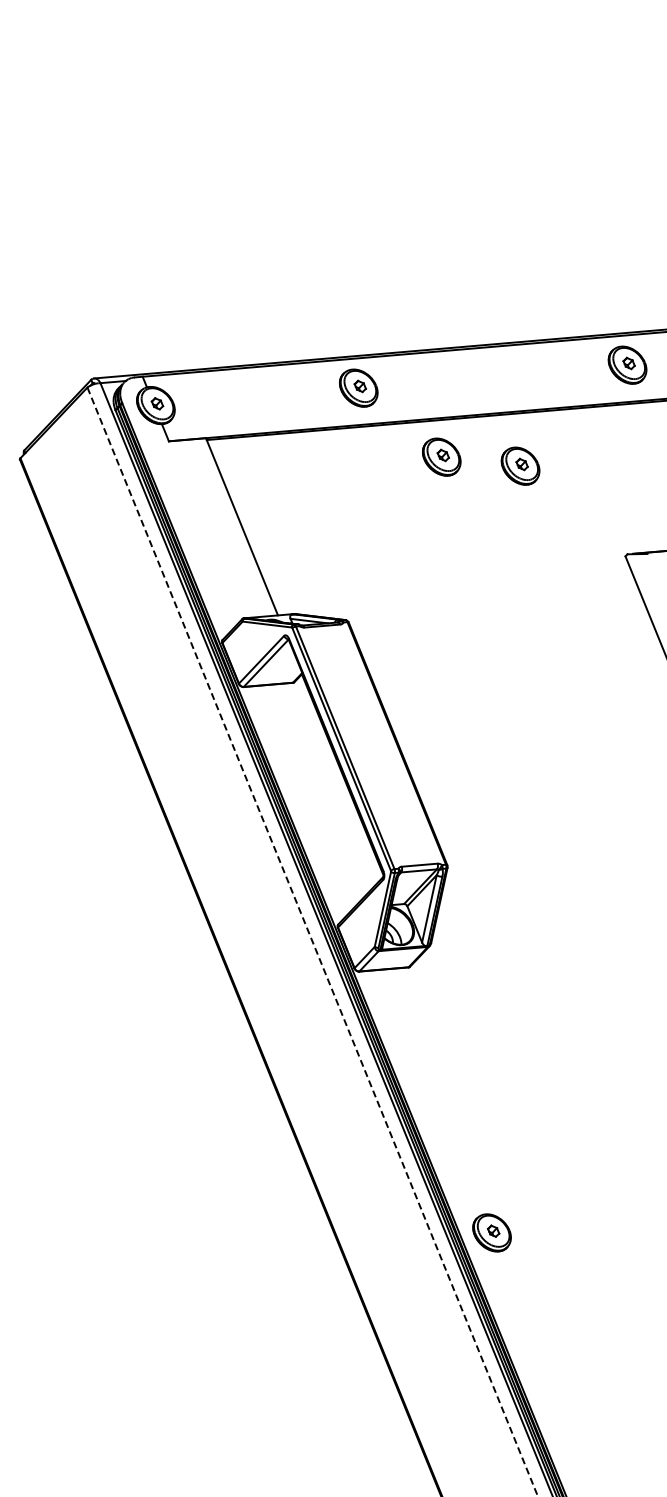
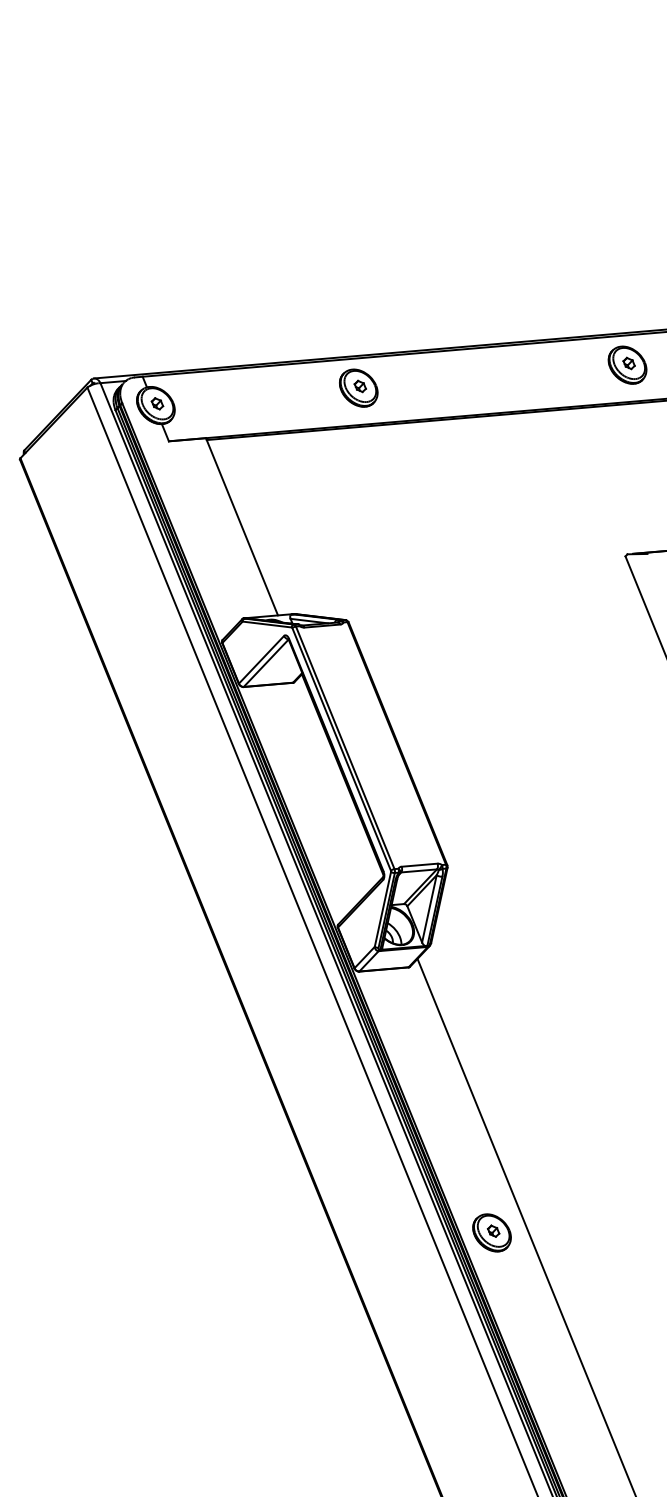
part: present -> none (441, 456)
part: present -> none (520, 465)
line: dashed -> solid (312, 942)
line: none -> present (525, 1225)
